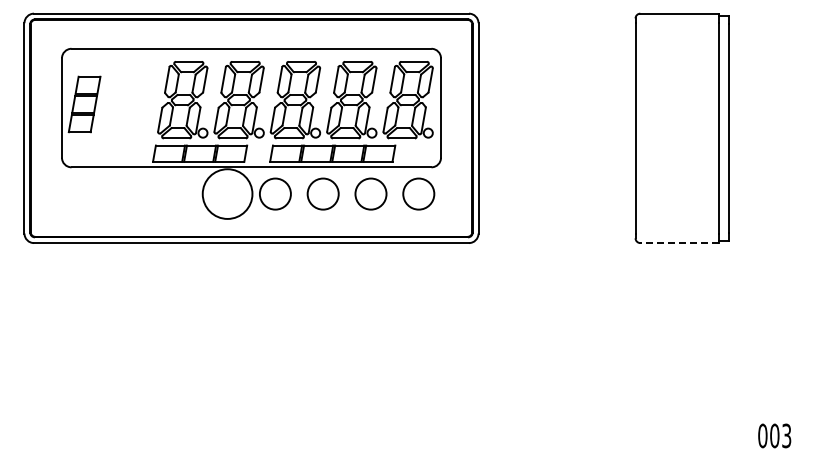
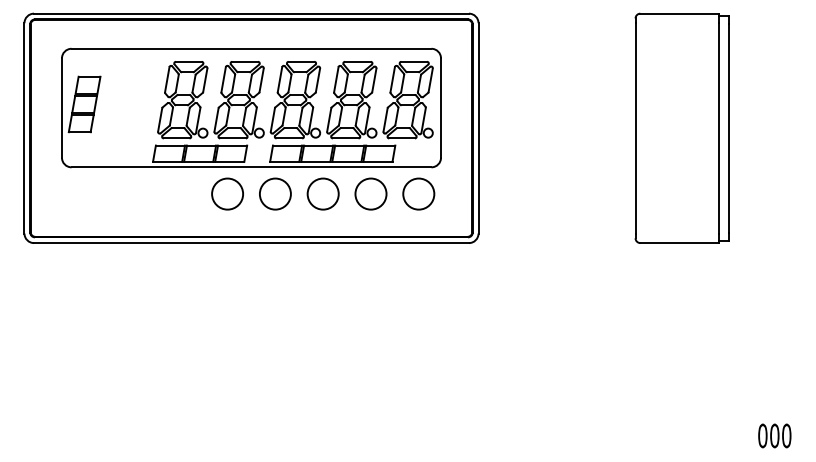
circle diameter: 50 px -> 31 px (227, 193)
line: dashed -> solid (679, 243)
text: 003 -> 000 (786, 435)
